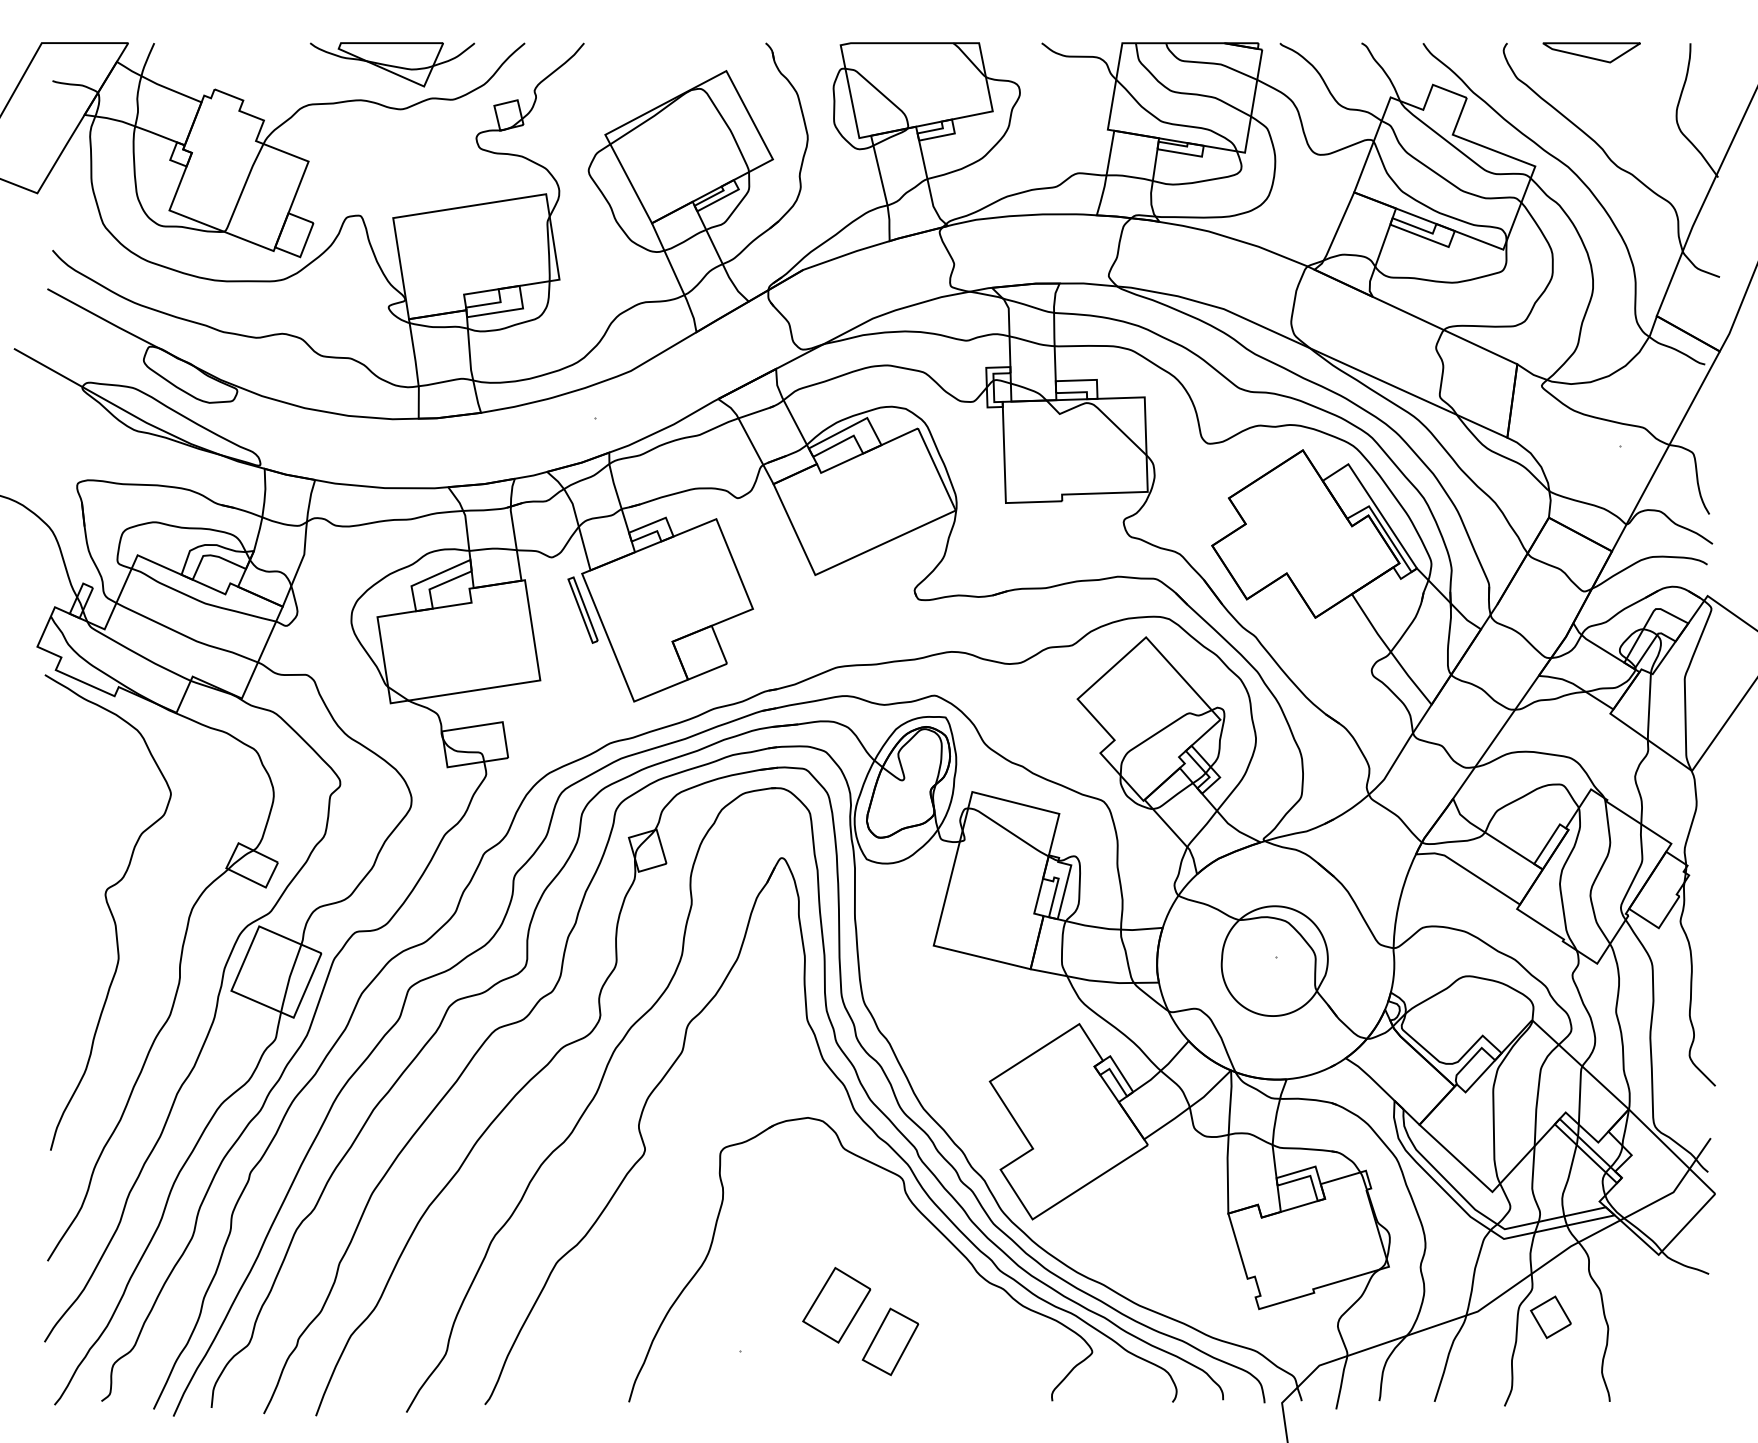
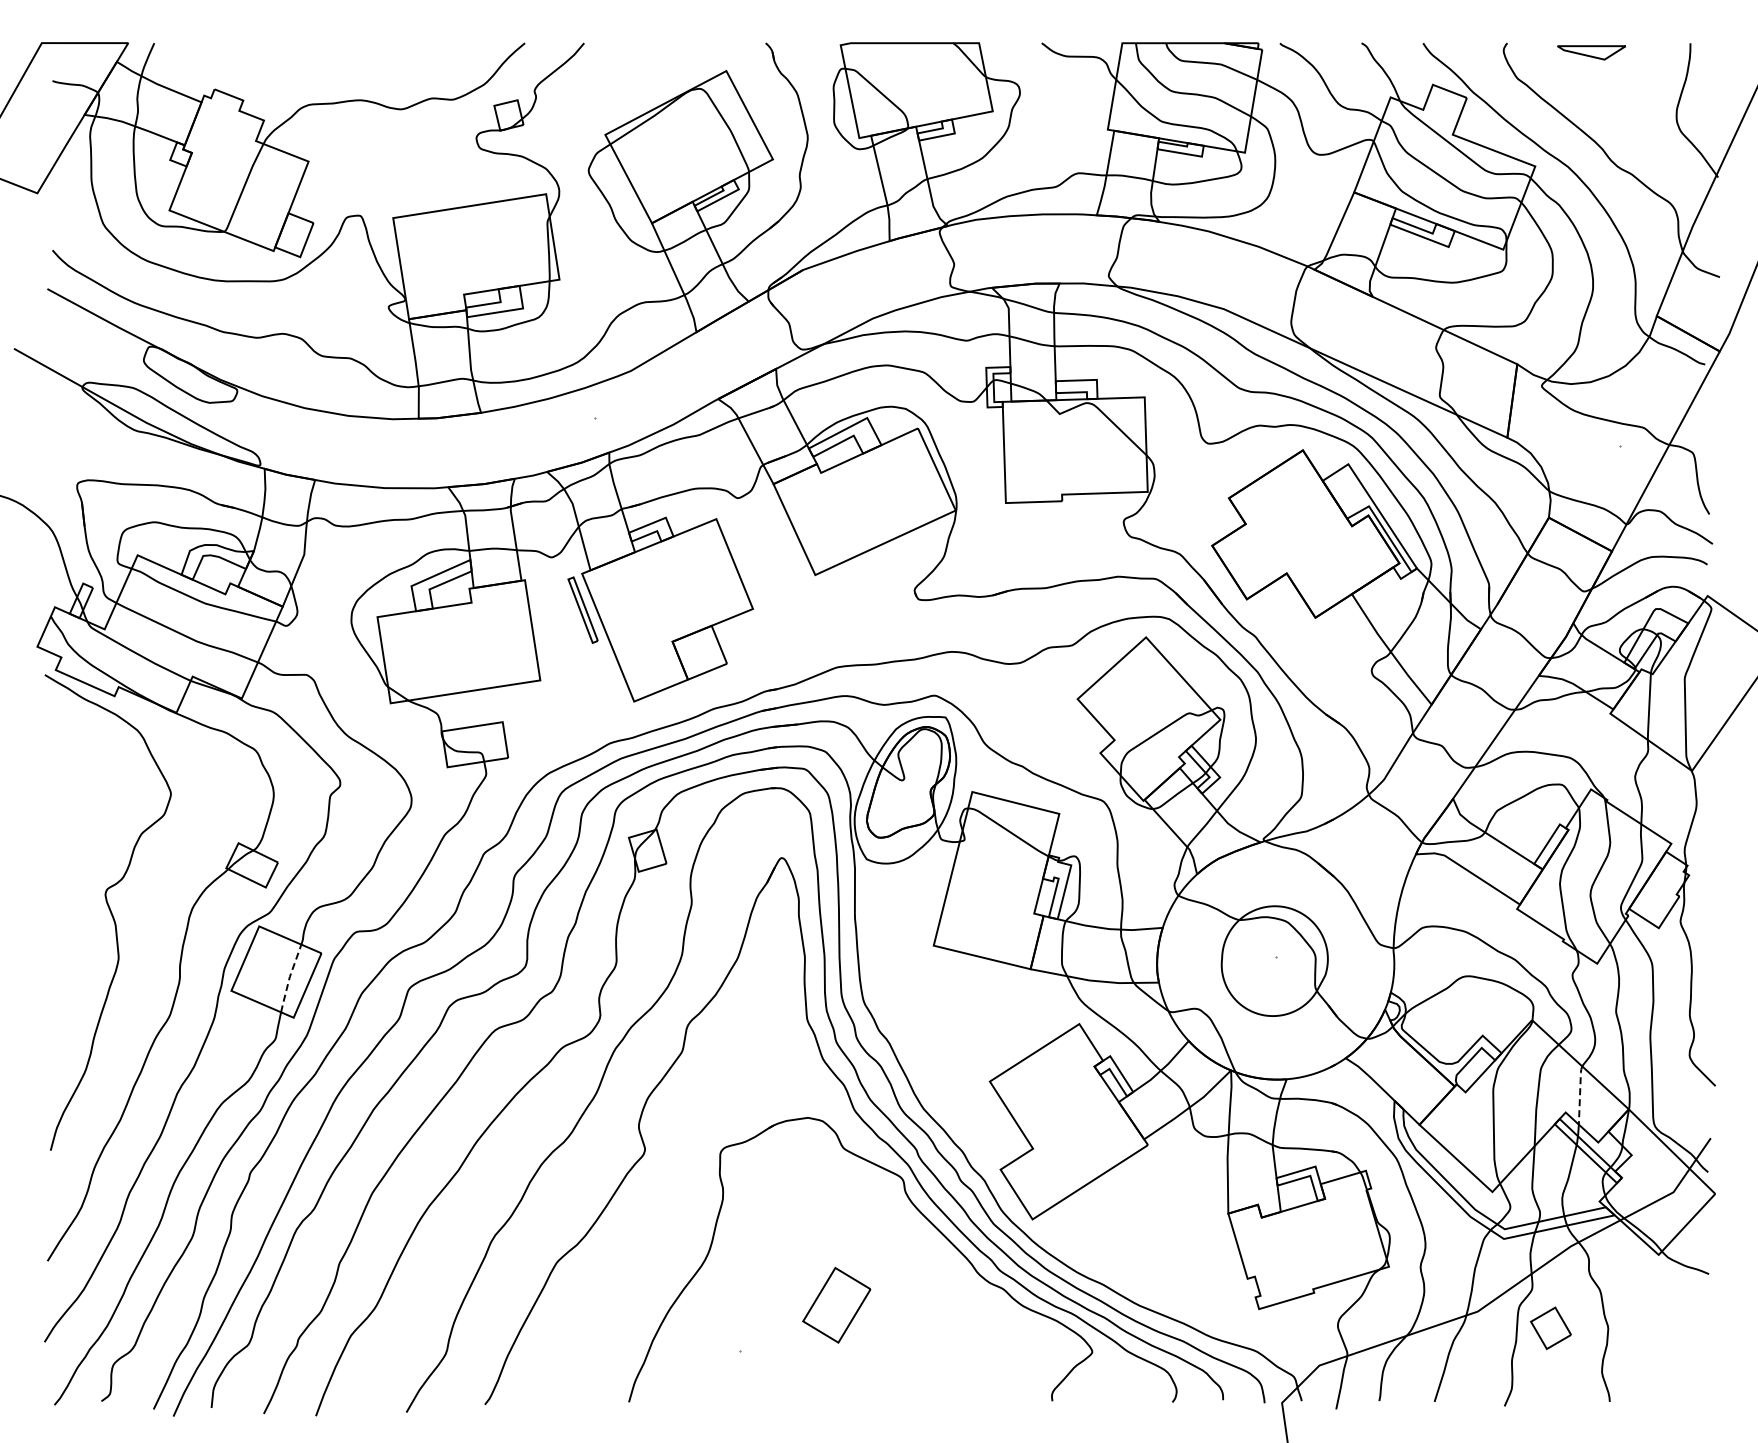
part size: 99x22 px -> 69x16 px (1591, 52)
part: present -> none (392, 64)
line: solid -> dashed (289, 977)
line: solid -> dashed (1580, 1094)
part position: (1550, 1317) -> (1550, 1328) (1550, 1328)
part: present -> none (890, 1341)
